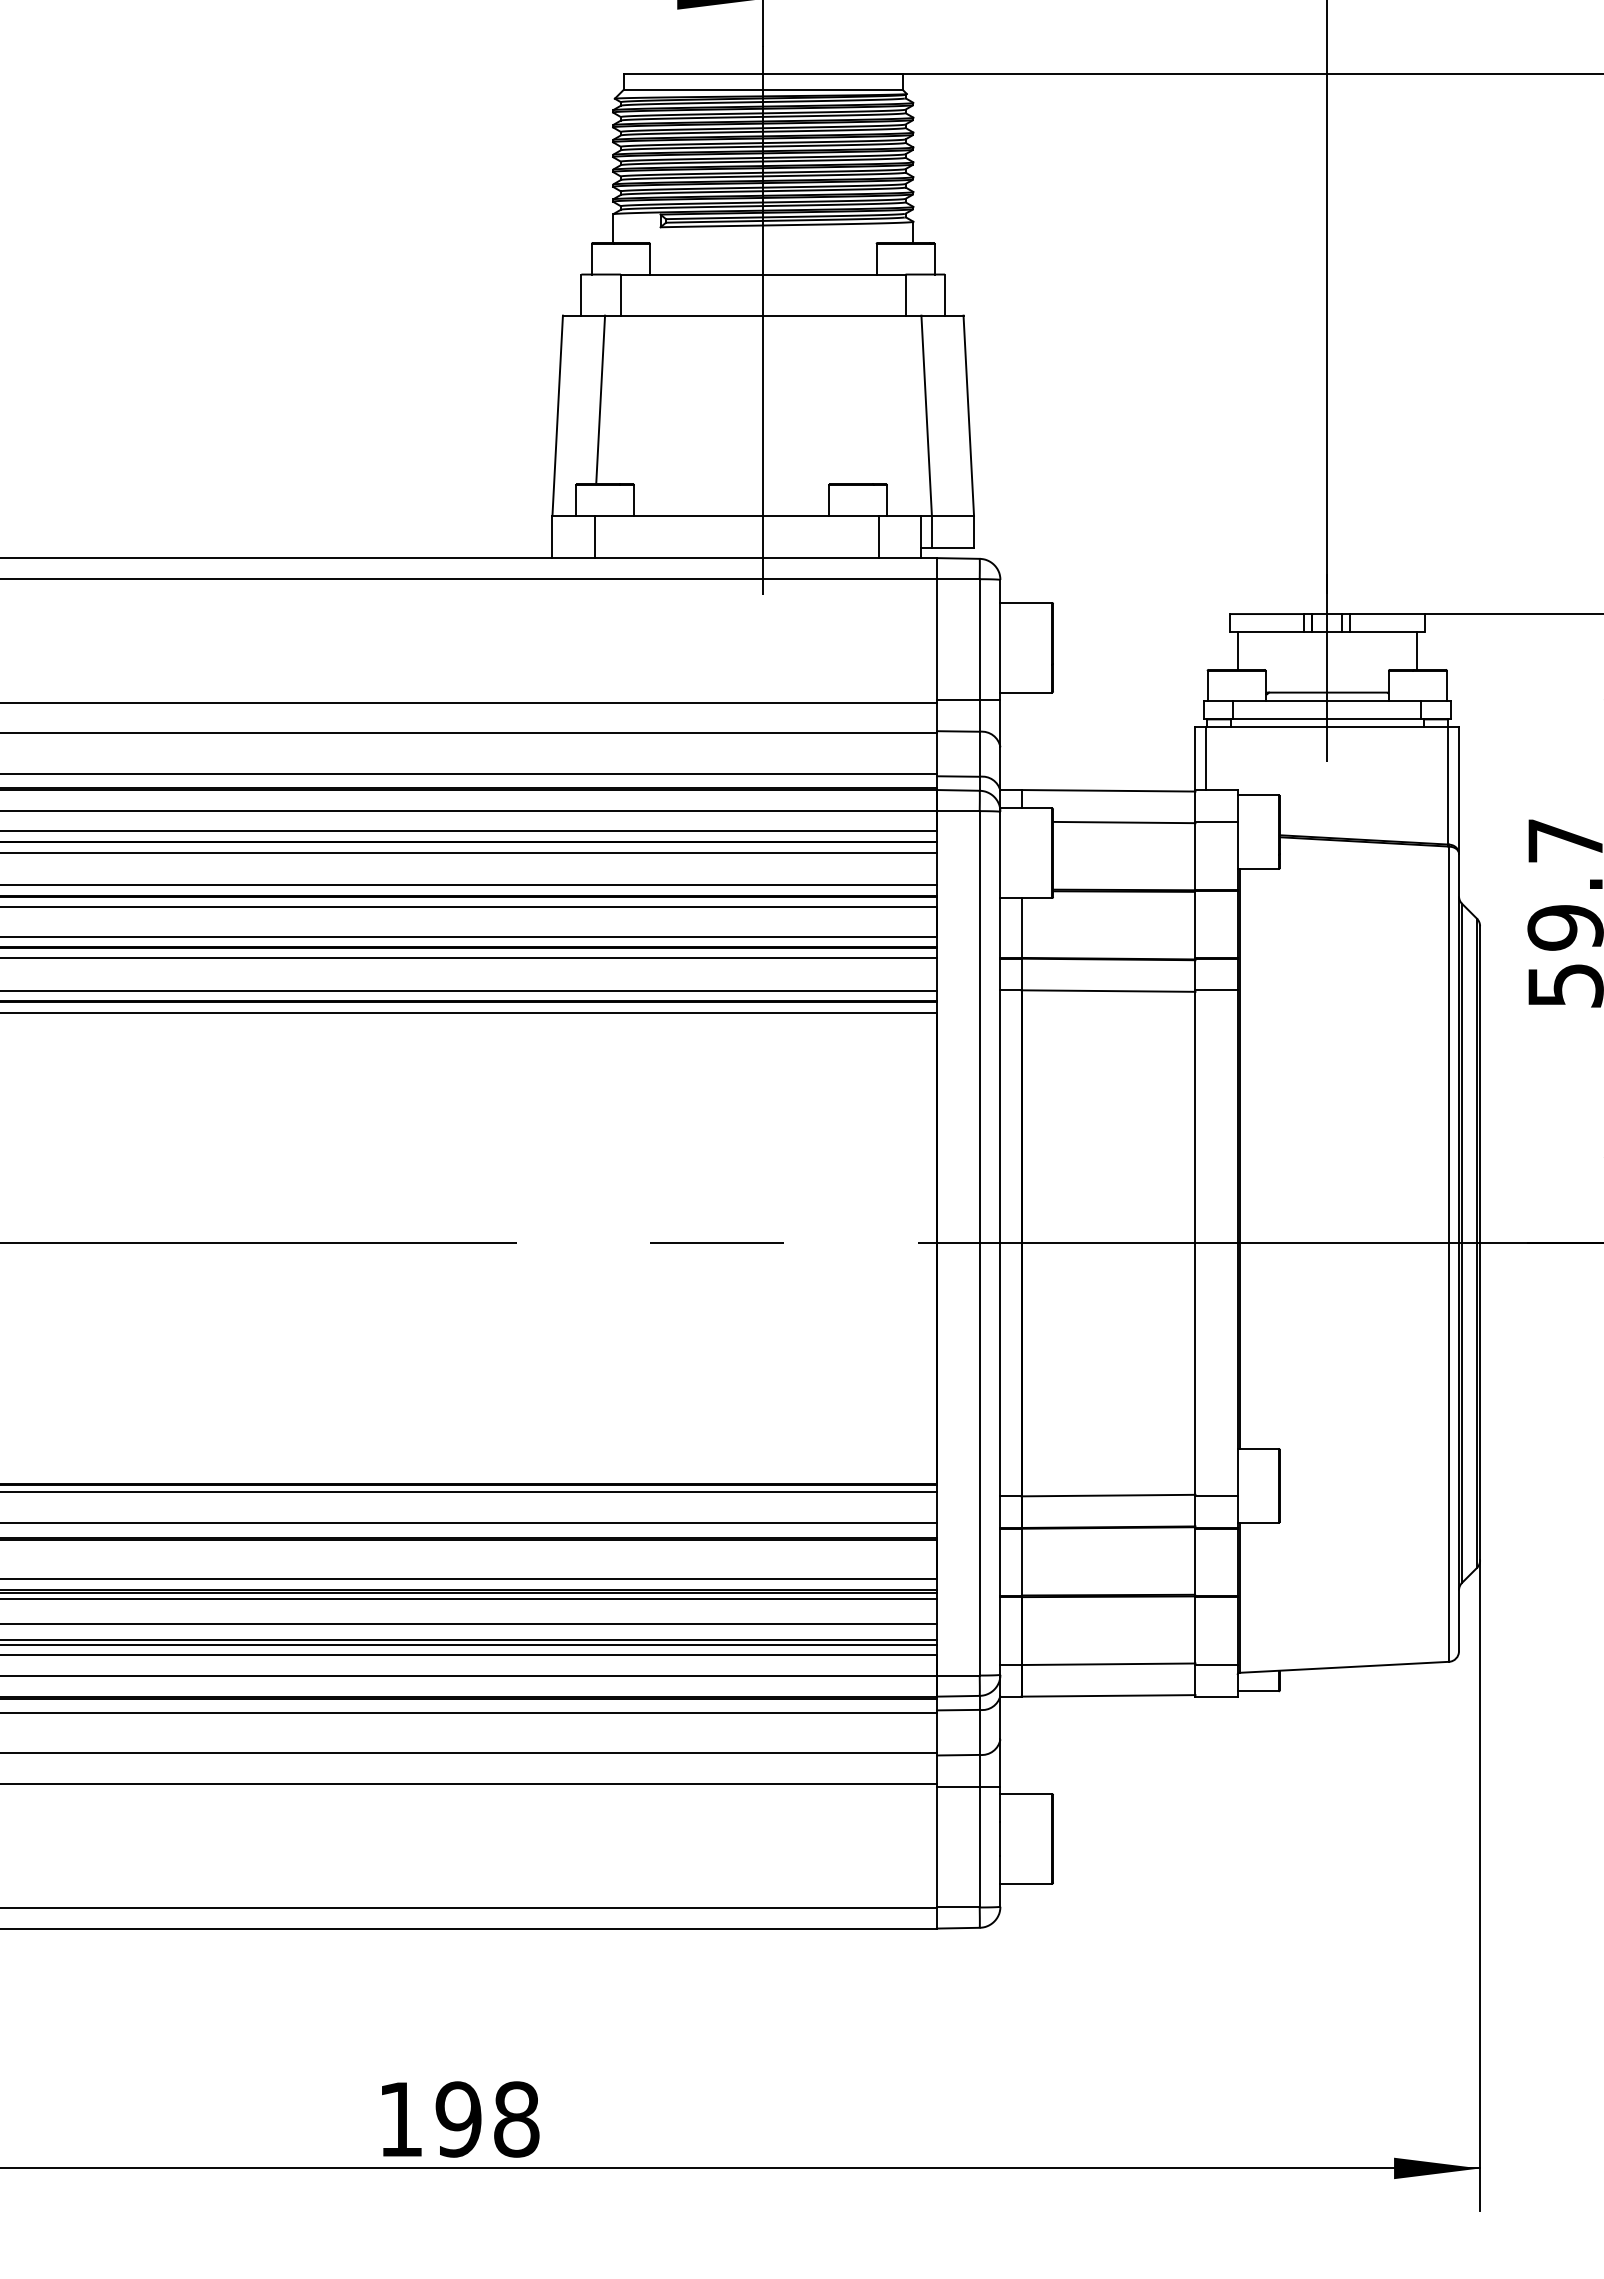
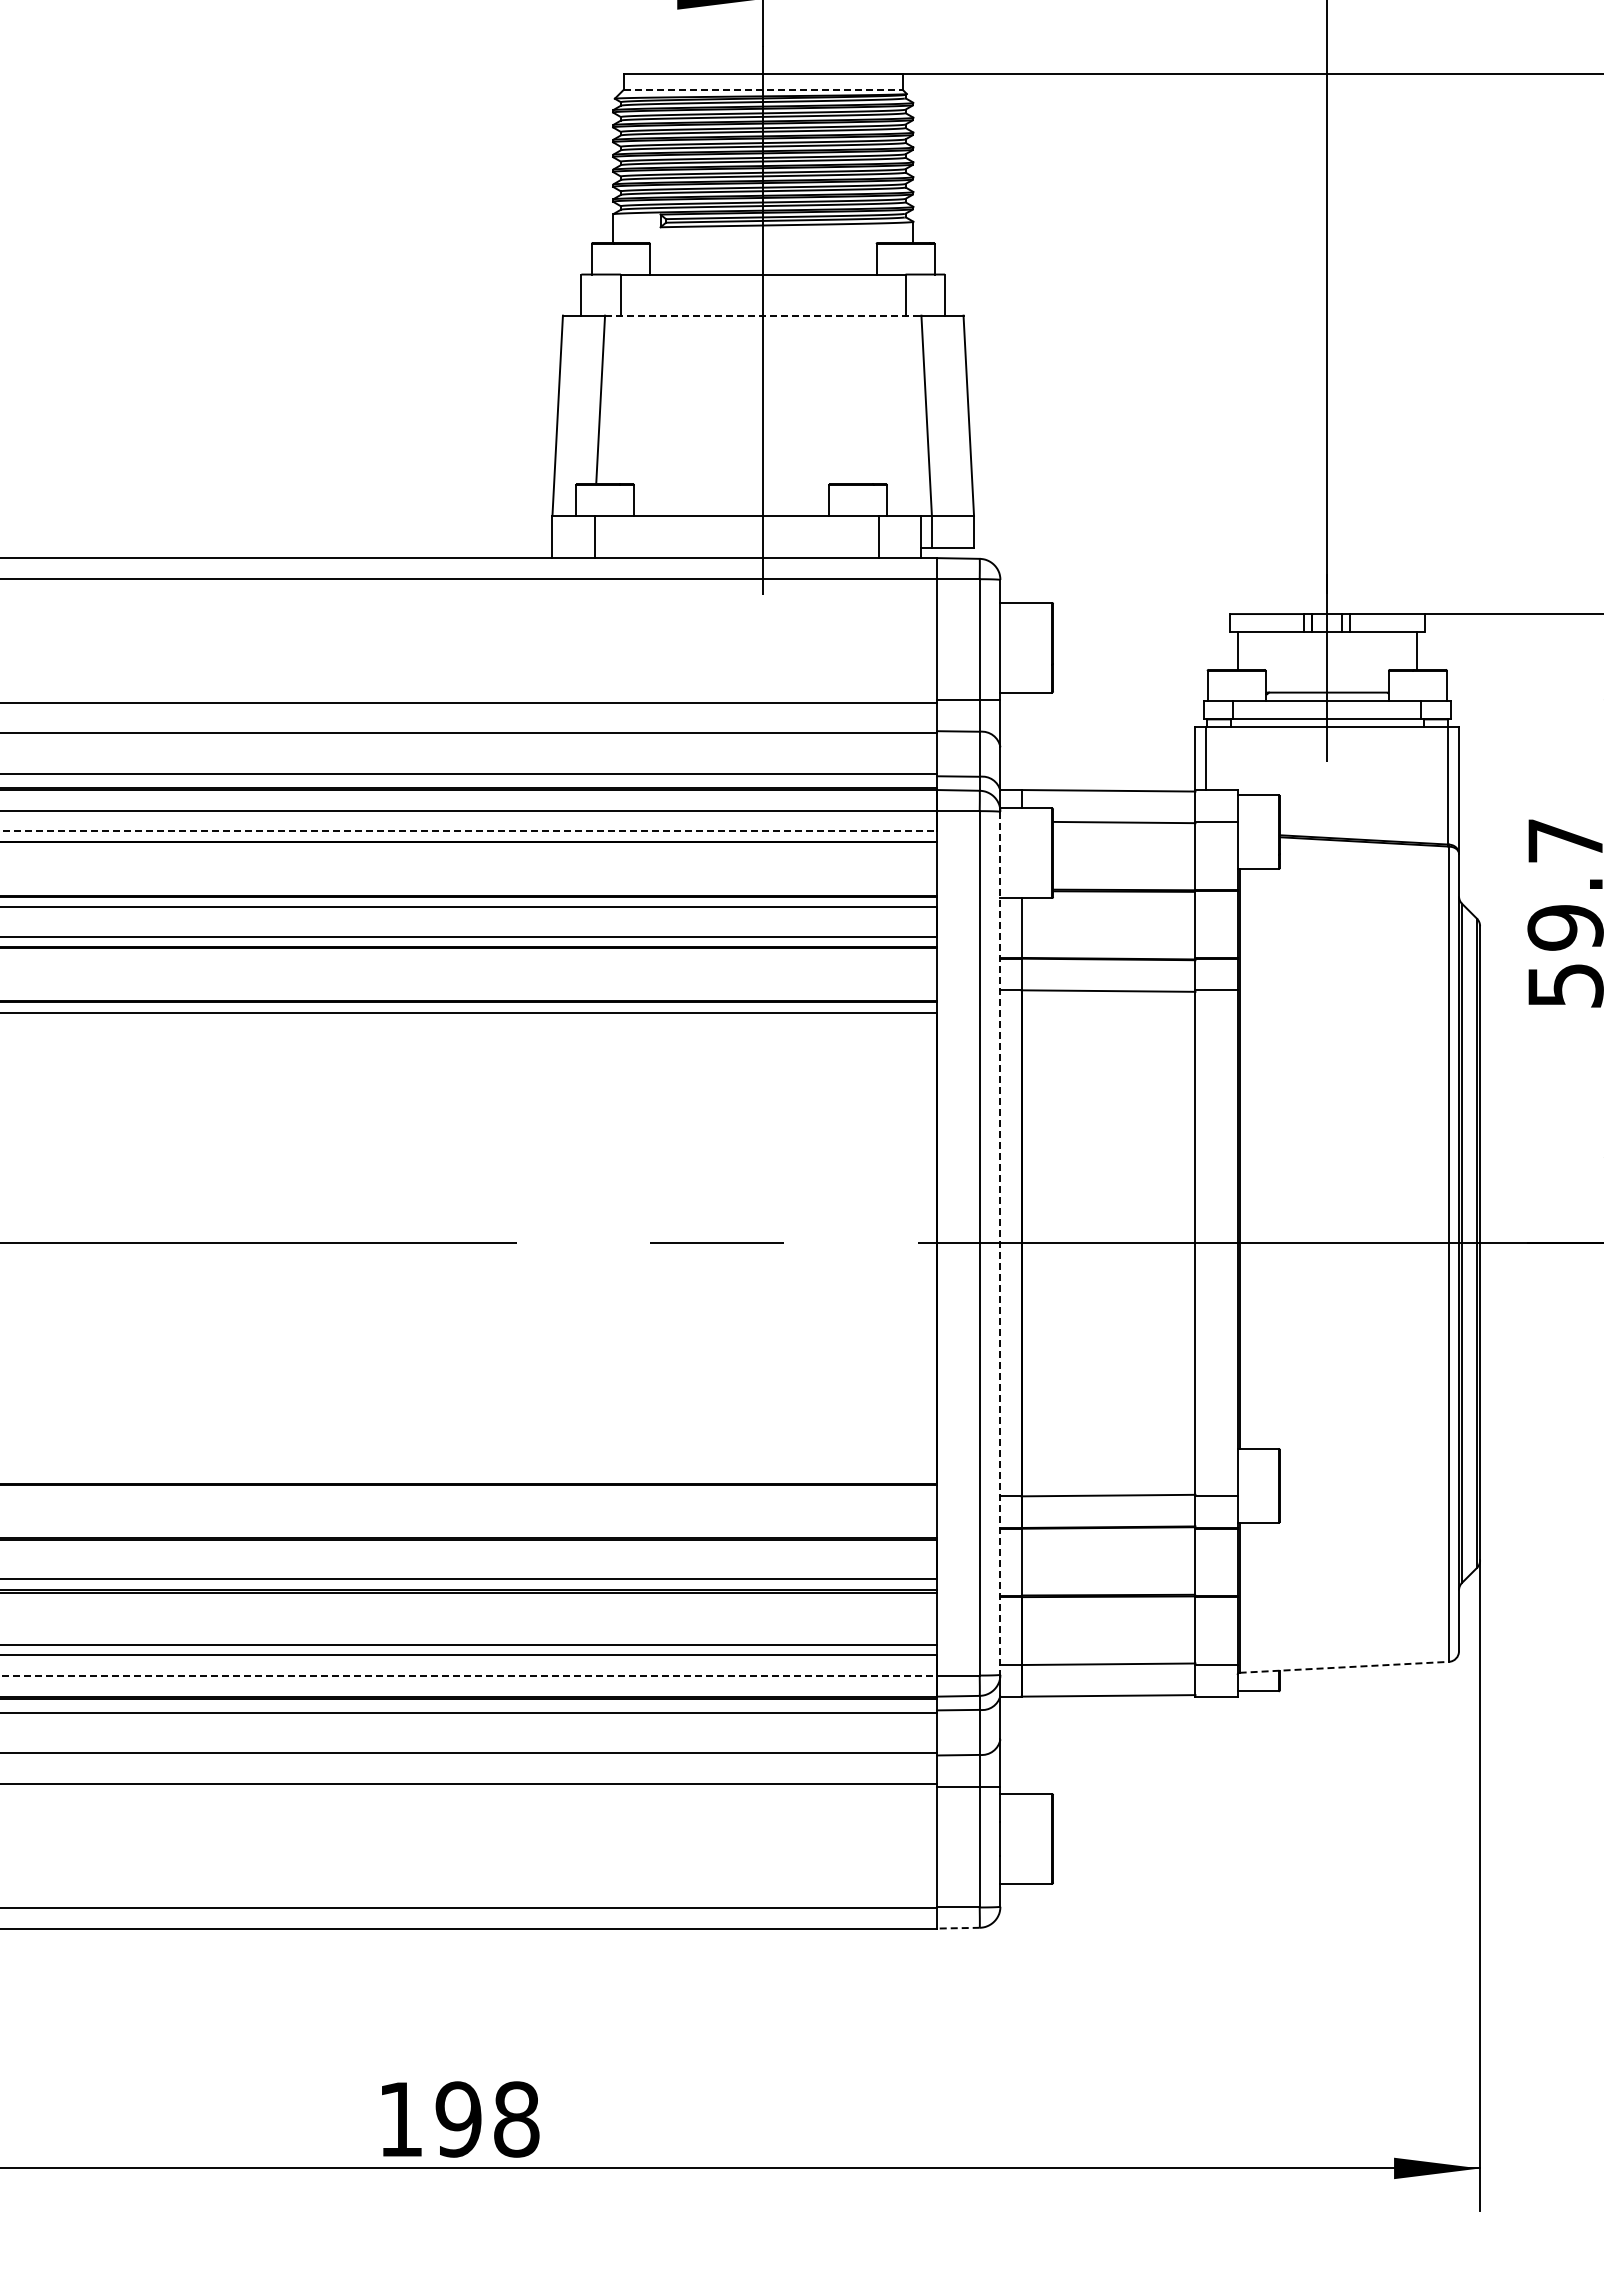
line: solid -> dashed (763, 90)
line: solid -> dashed (763, 315)
line: solid -> dashed (469, 831)
line: present -> none (469, 852)
line: present -> none (469, 885)
line: present -> none (469, 958)
line: present -> none (469, 990)
line: solid -> dashed (1000, 1243)
line: present -> none (469, 1492)
line: present -> none (469, 1522)
line: present -> none (469, 1598)
line: present -> none (469, 1623)
line: present -> none (469, 1640)
line: solid -> dashed (1344, 1667)
line: solid -> dashed (469, 1675)
line: solid -> dashed (957, 1928)
